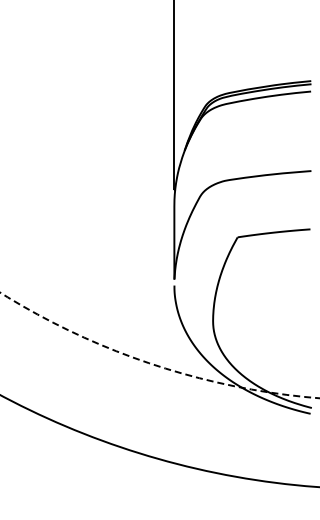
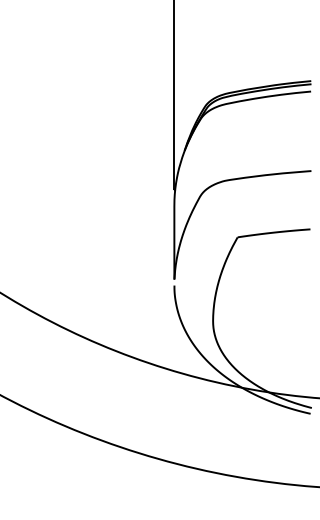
circle: dashed -> solid (159, 345)
